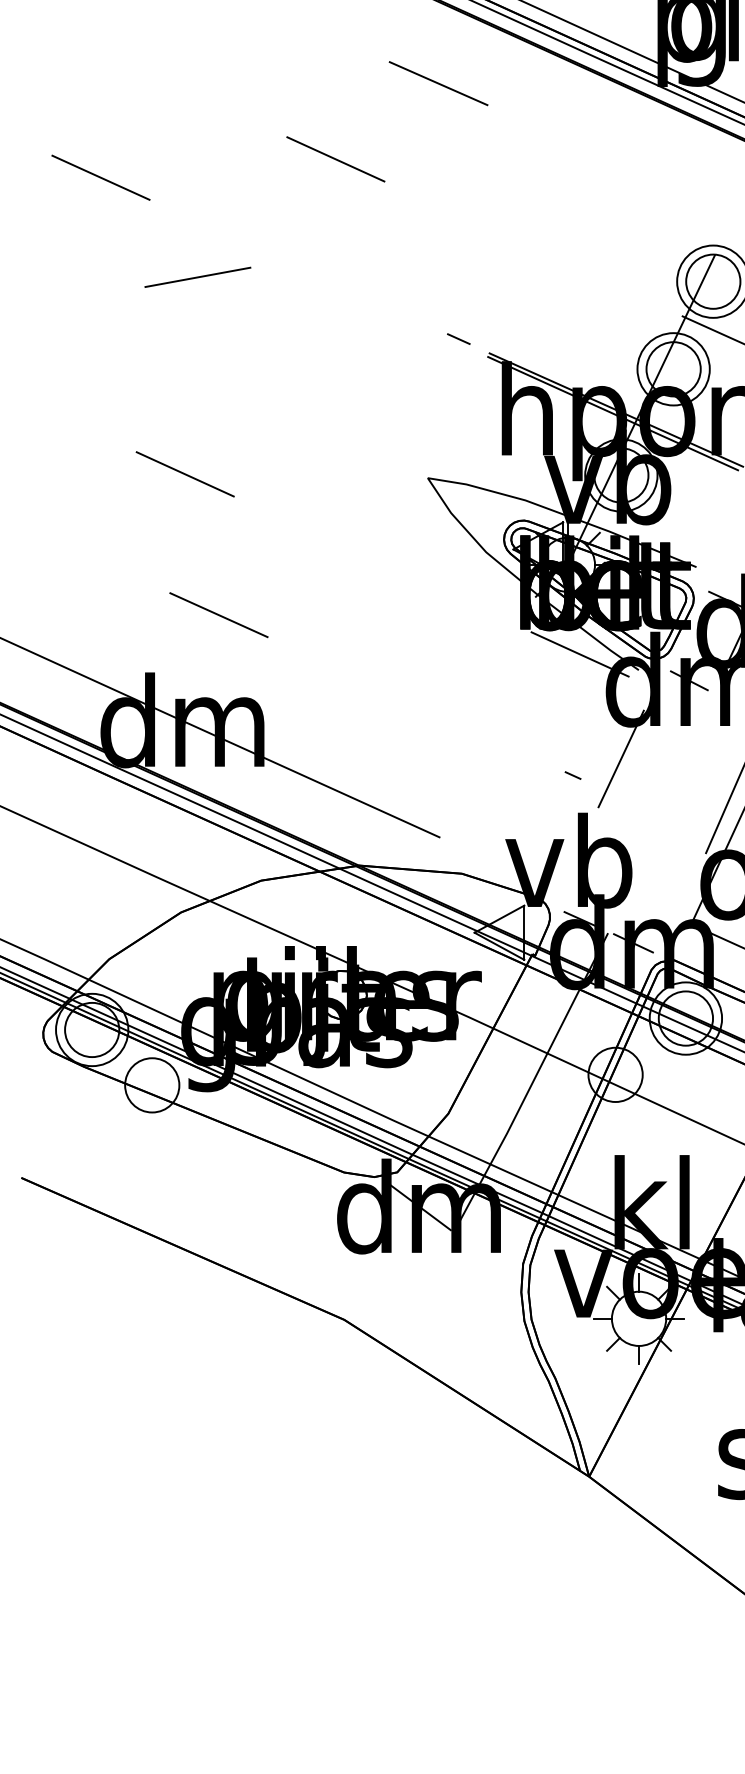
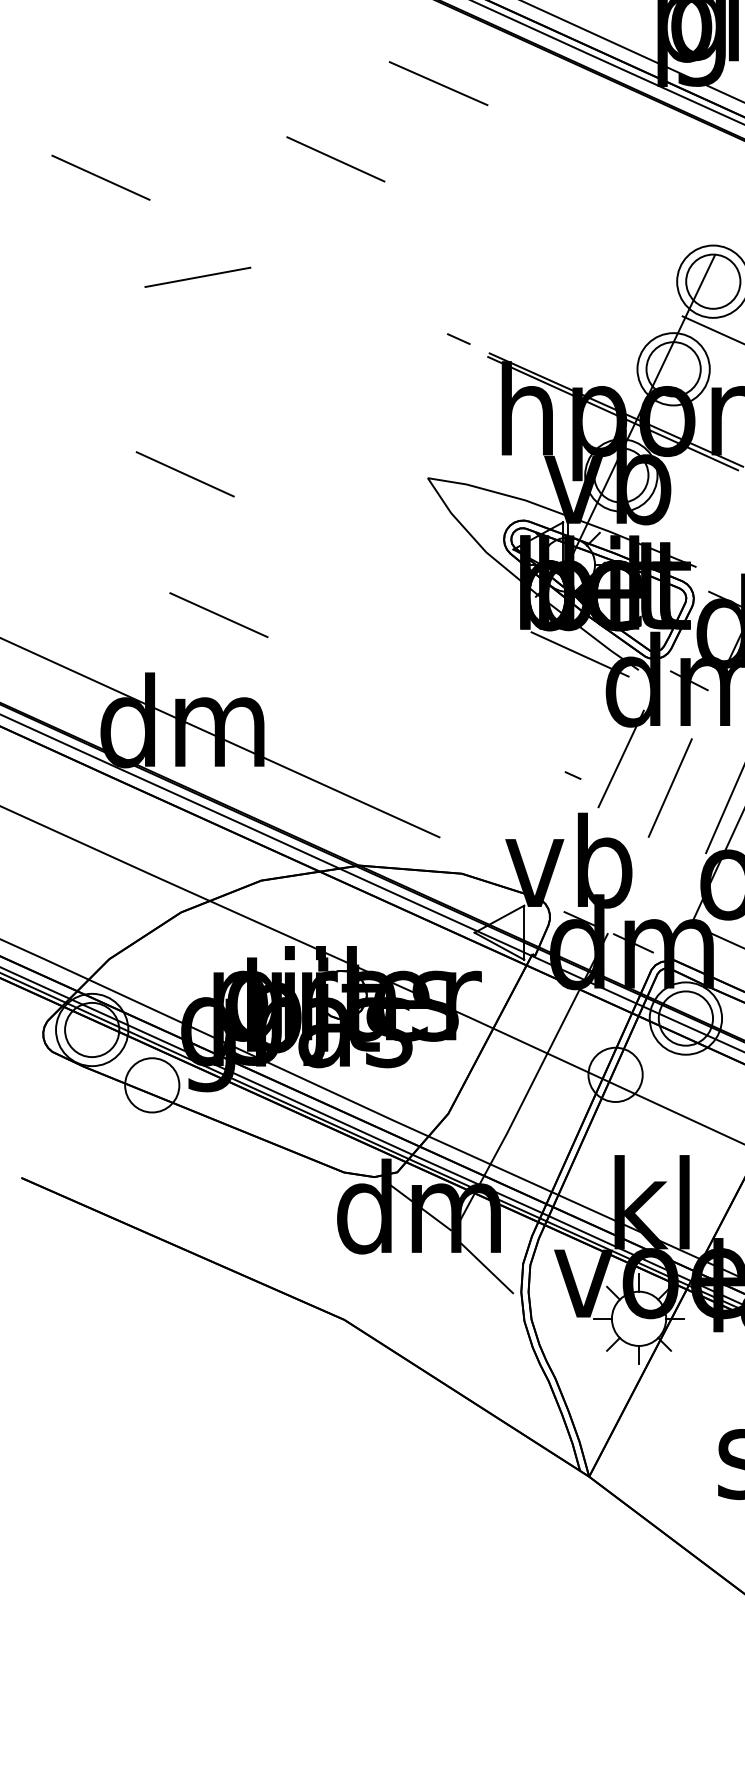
line: none -> present (669, 787)
line: none -> present (487, 1268)
